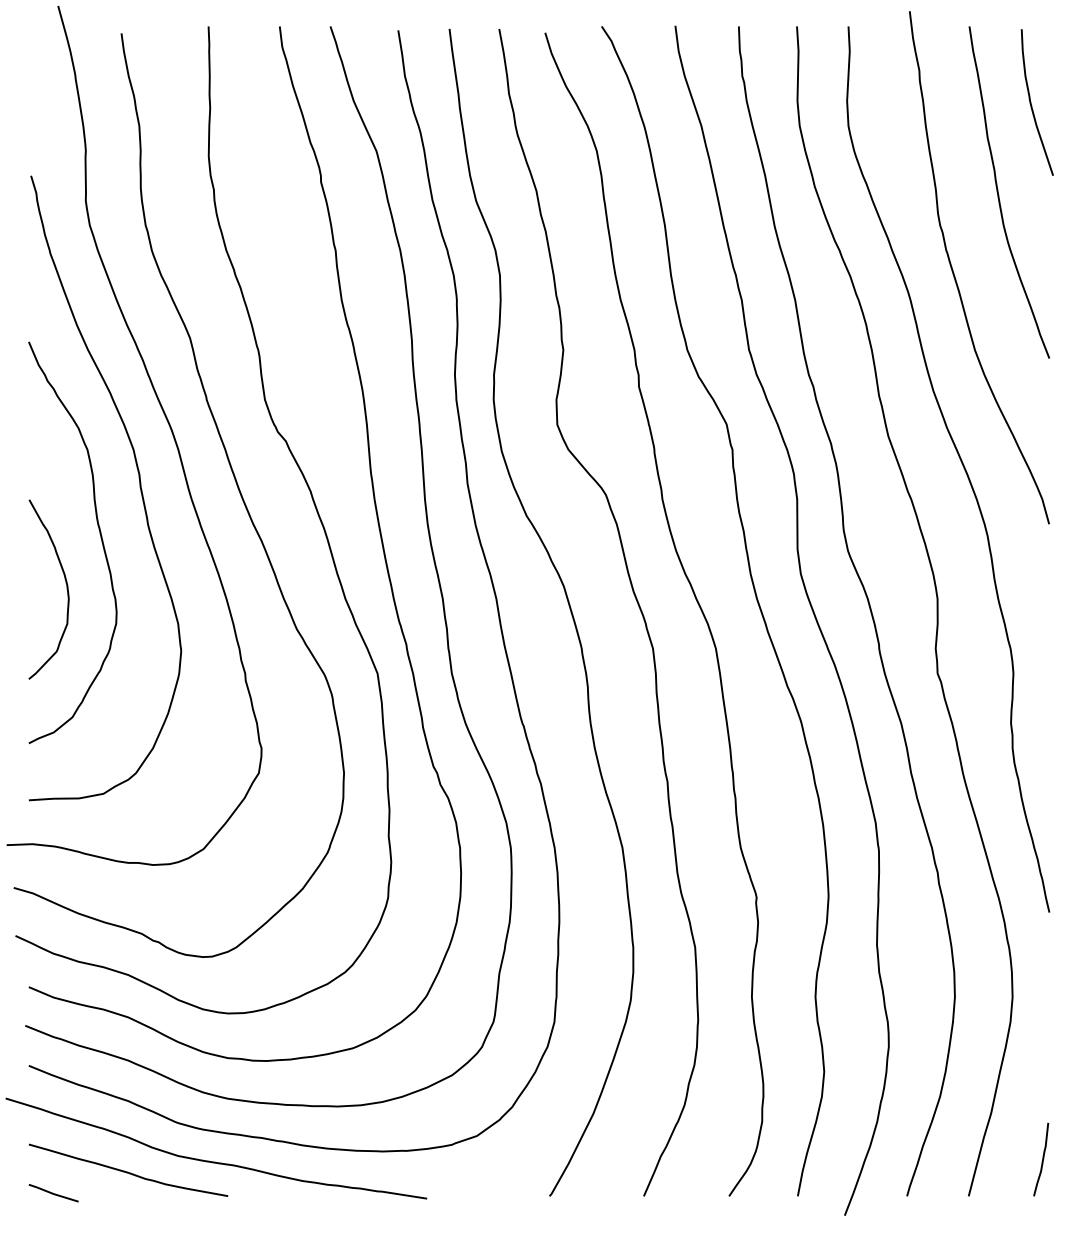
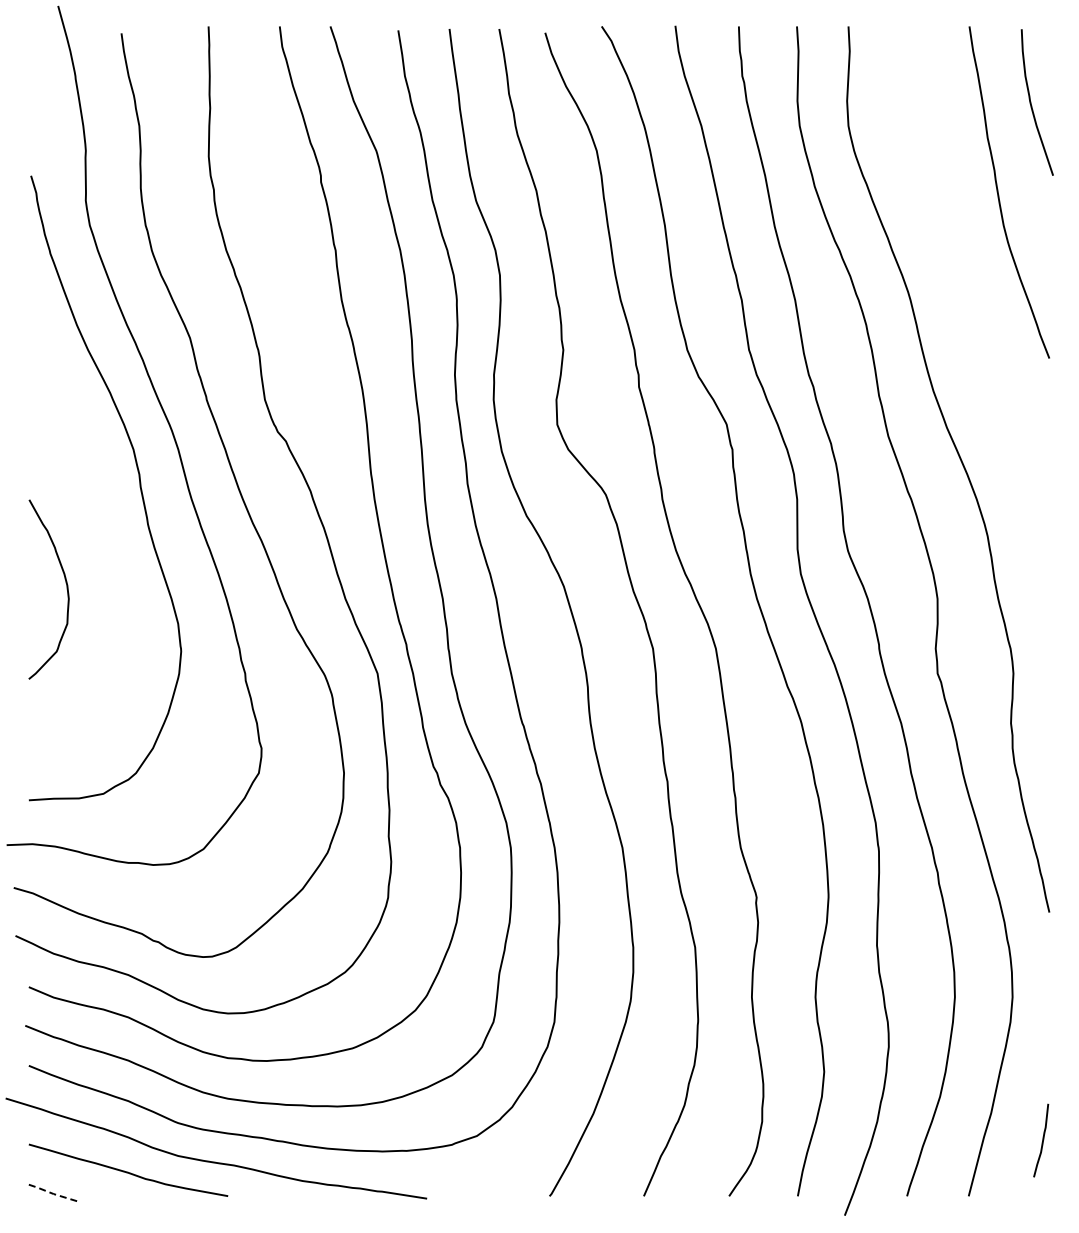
curve: present -> none (955, 276)
curve: present -> none (100, 538)
curve position: (1042, 1159) -> (1042, 1140) (1042, 1140)
line: solid -> dashed (53, 1194)
